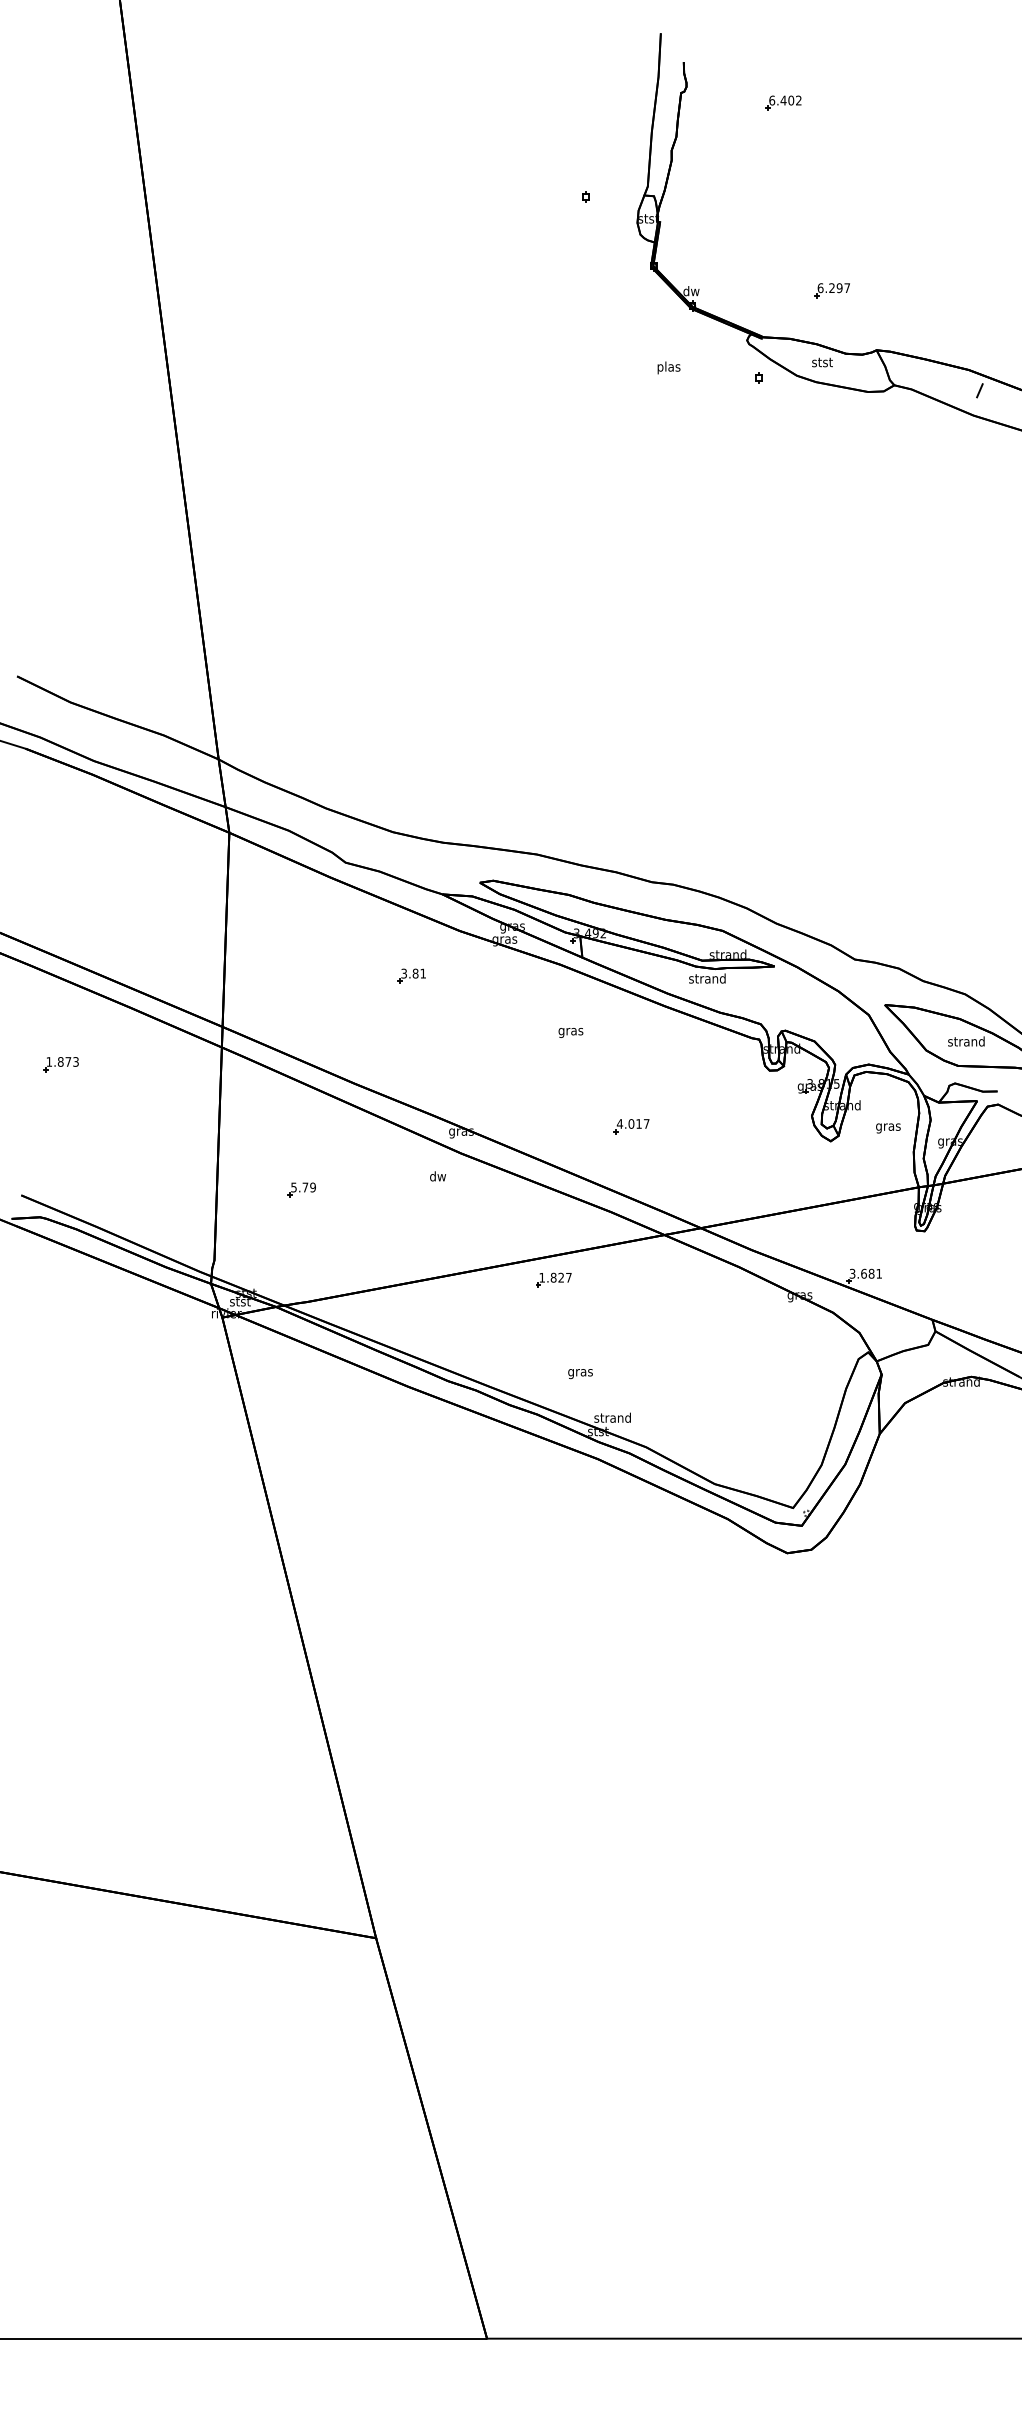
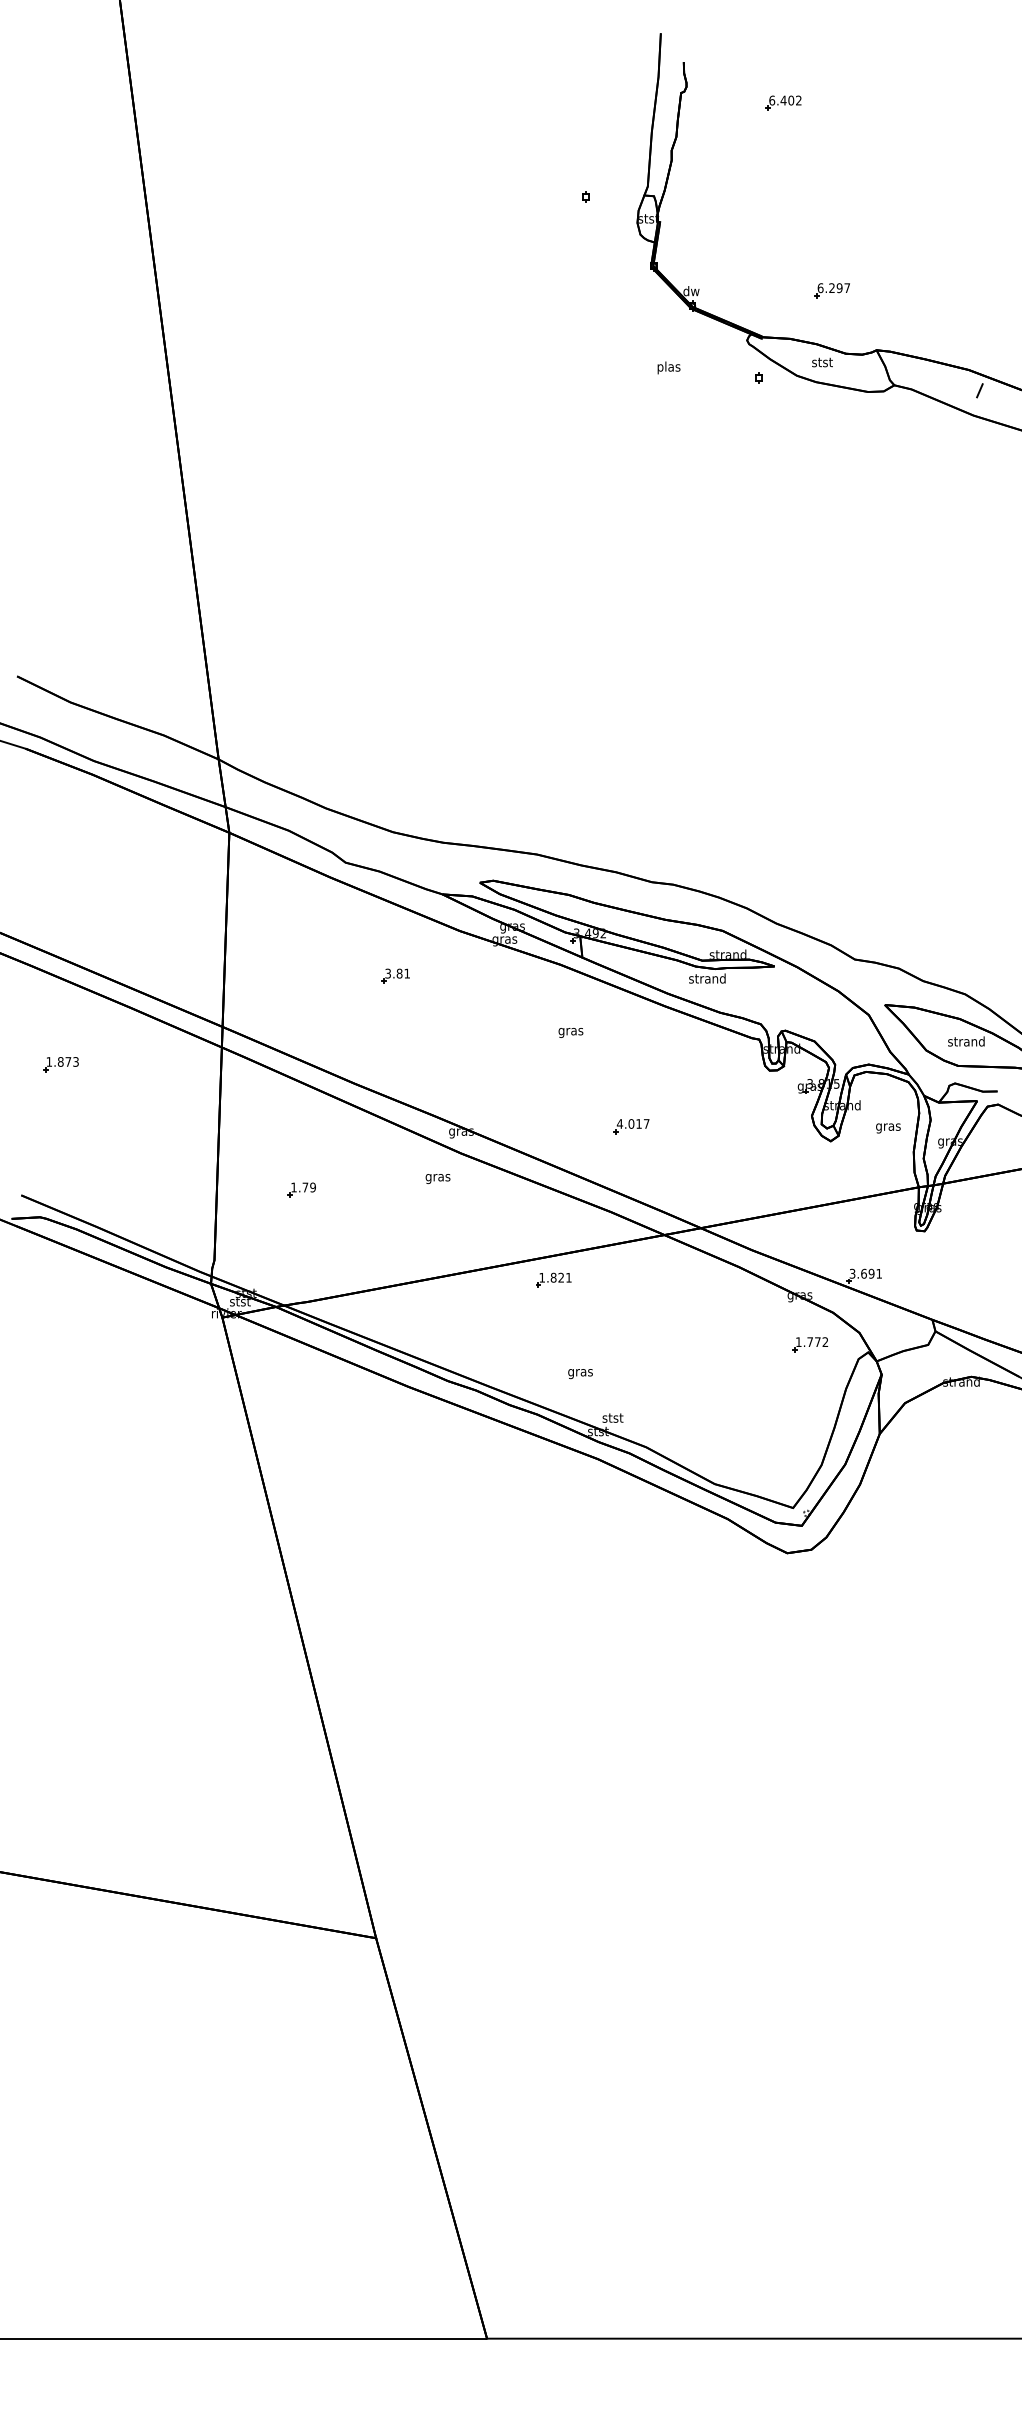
part position: (411, 975) -> (395, 975) (395, 975)
text: dw -> gras (437, 1177)
text: 5.79 -> 1.79 (293, 1187)
text: 3.681 -> 3.691 (871, 1273)
text: 1.827 -> 1.821 (568, 1277)
part: none -> present (810, 1344)
text: strand -> stst (612, 1417)
